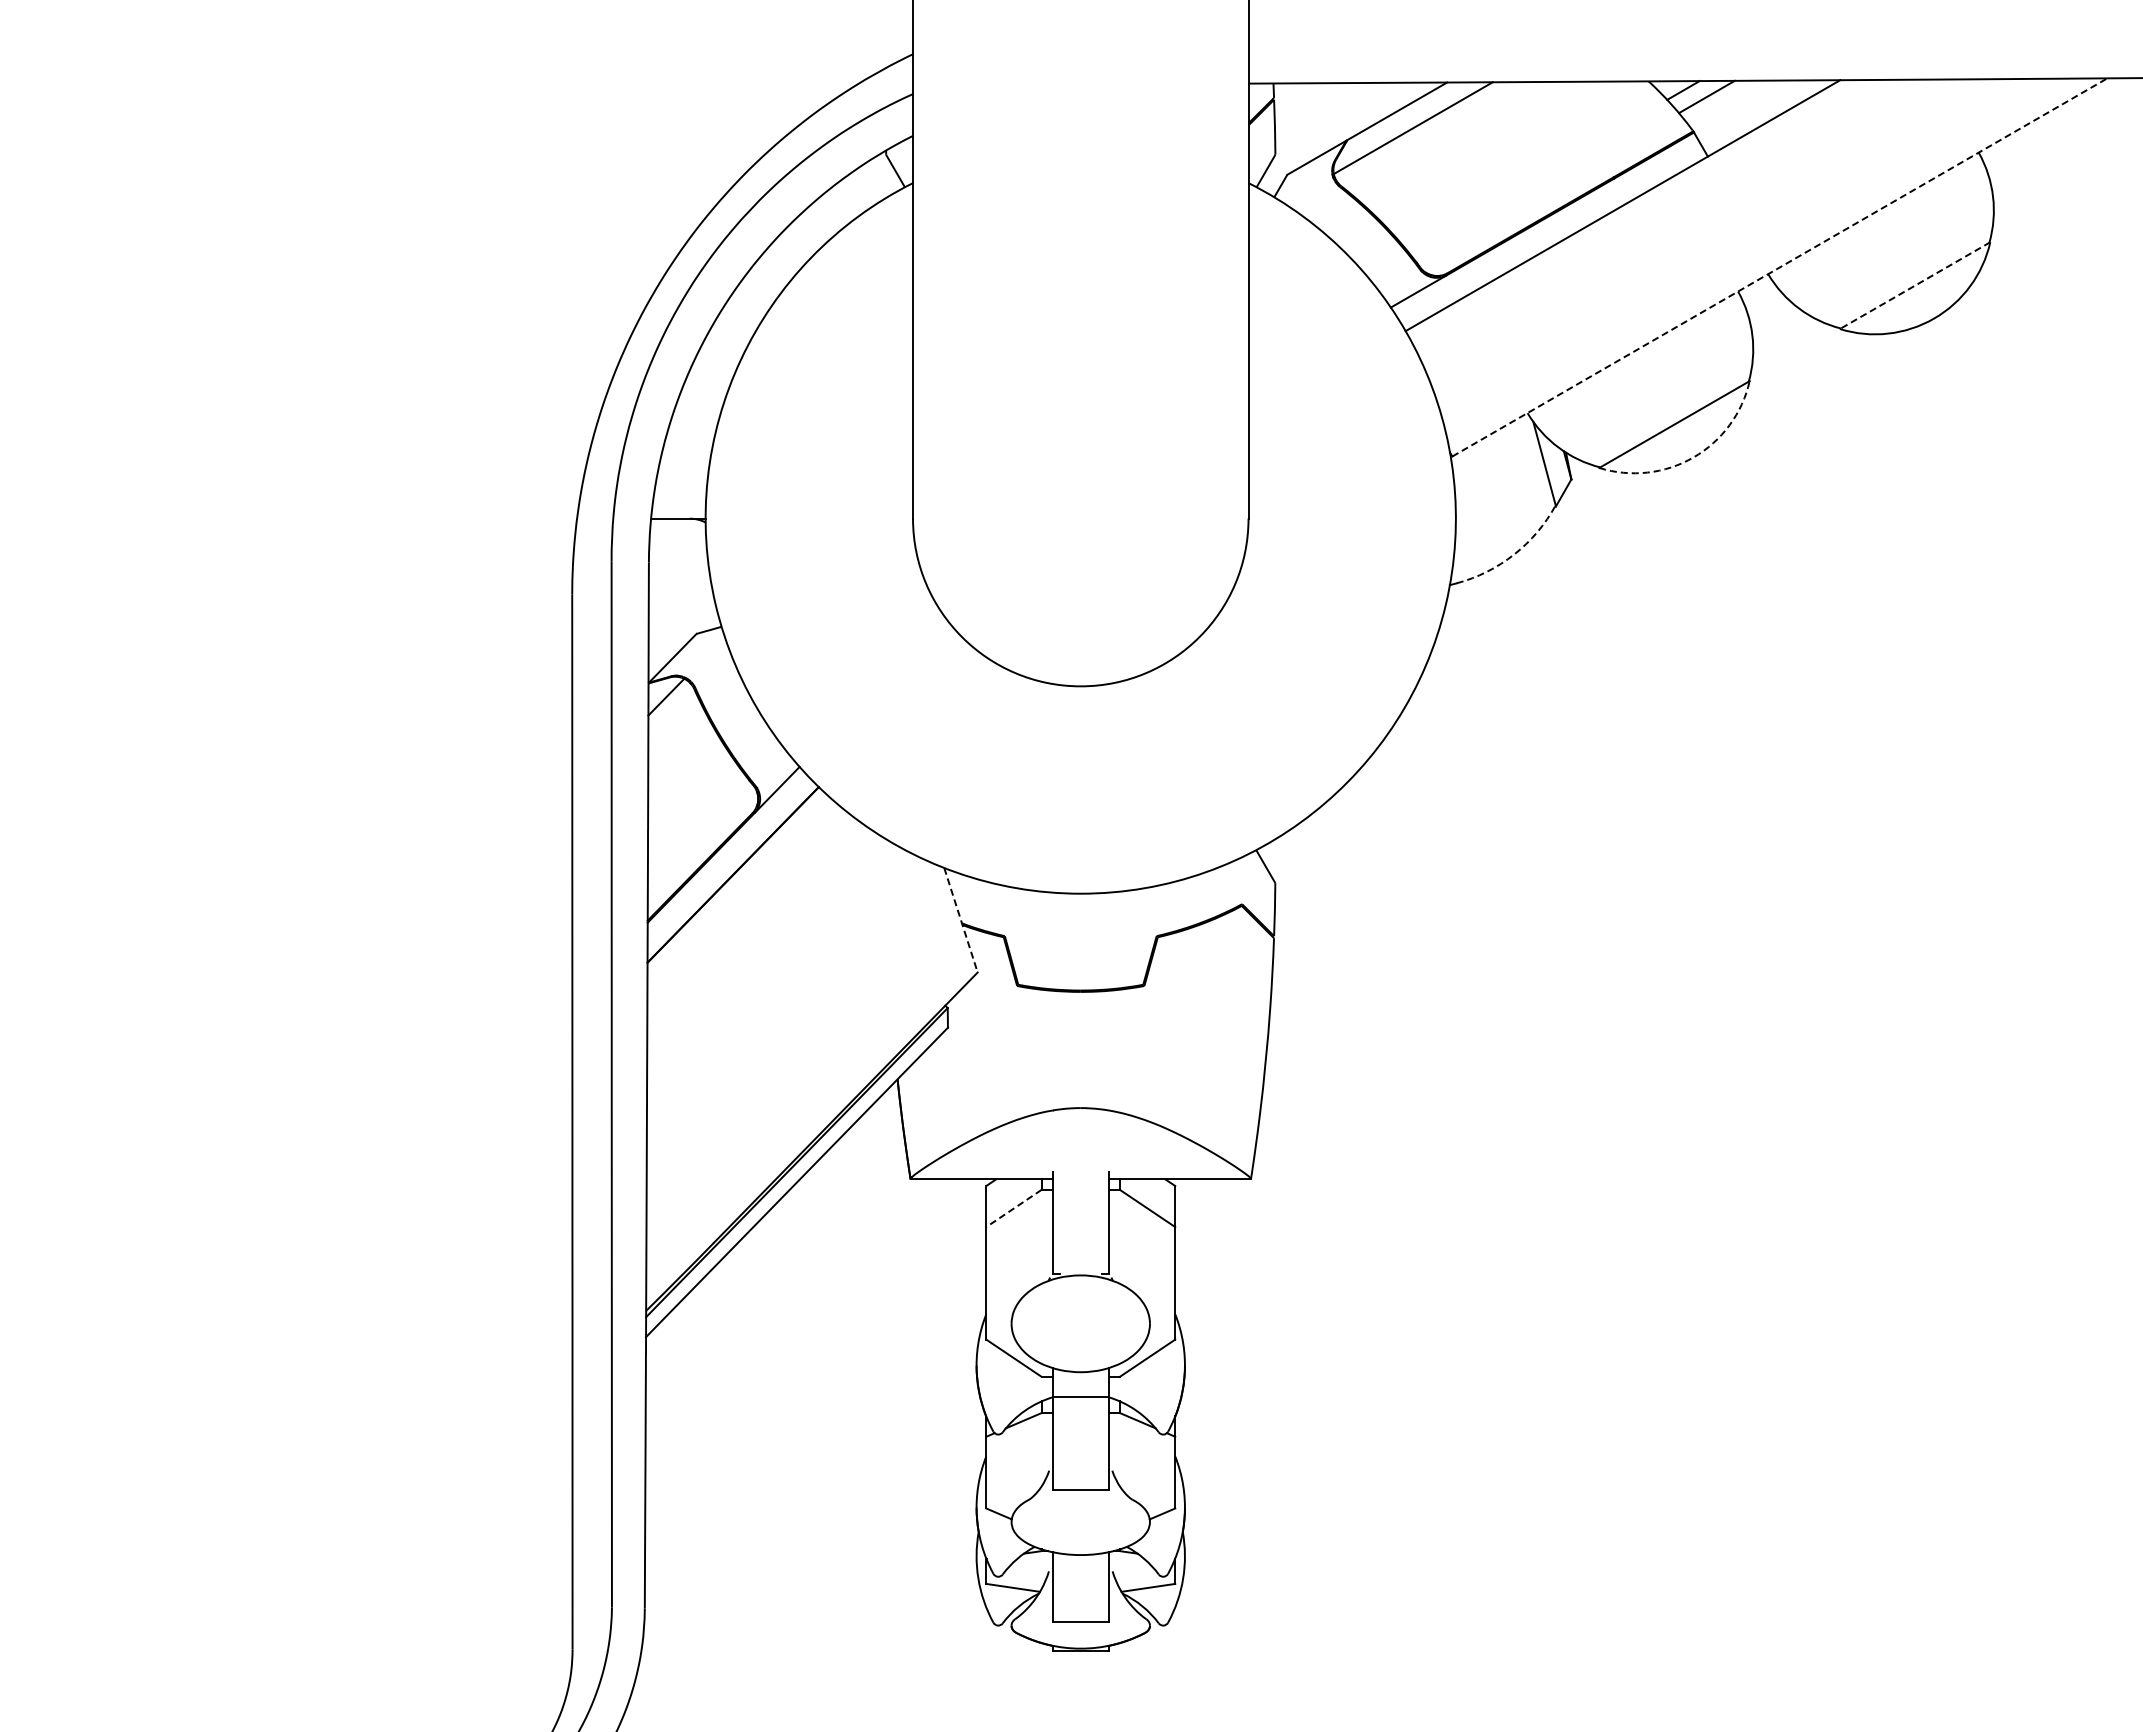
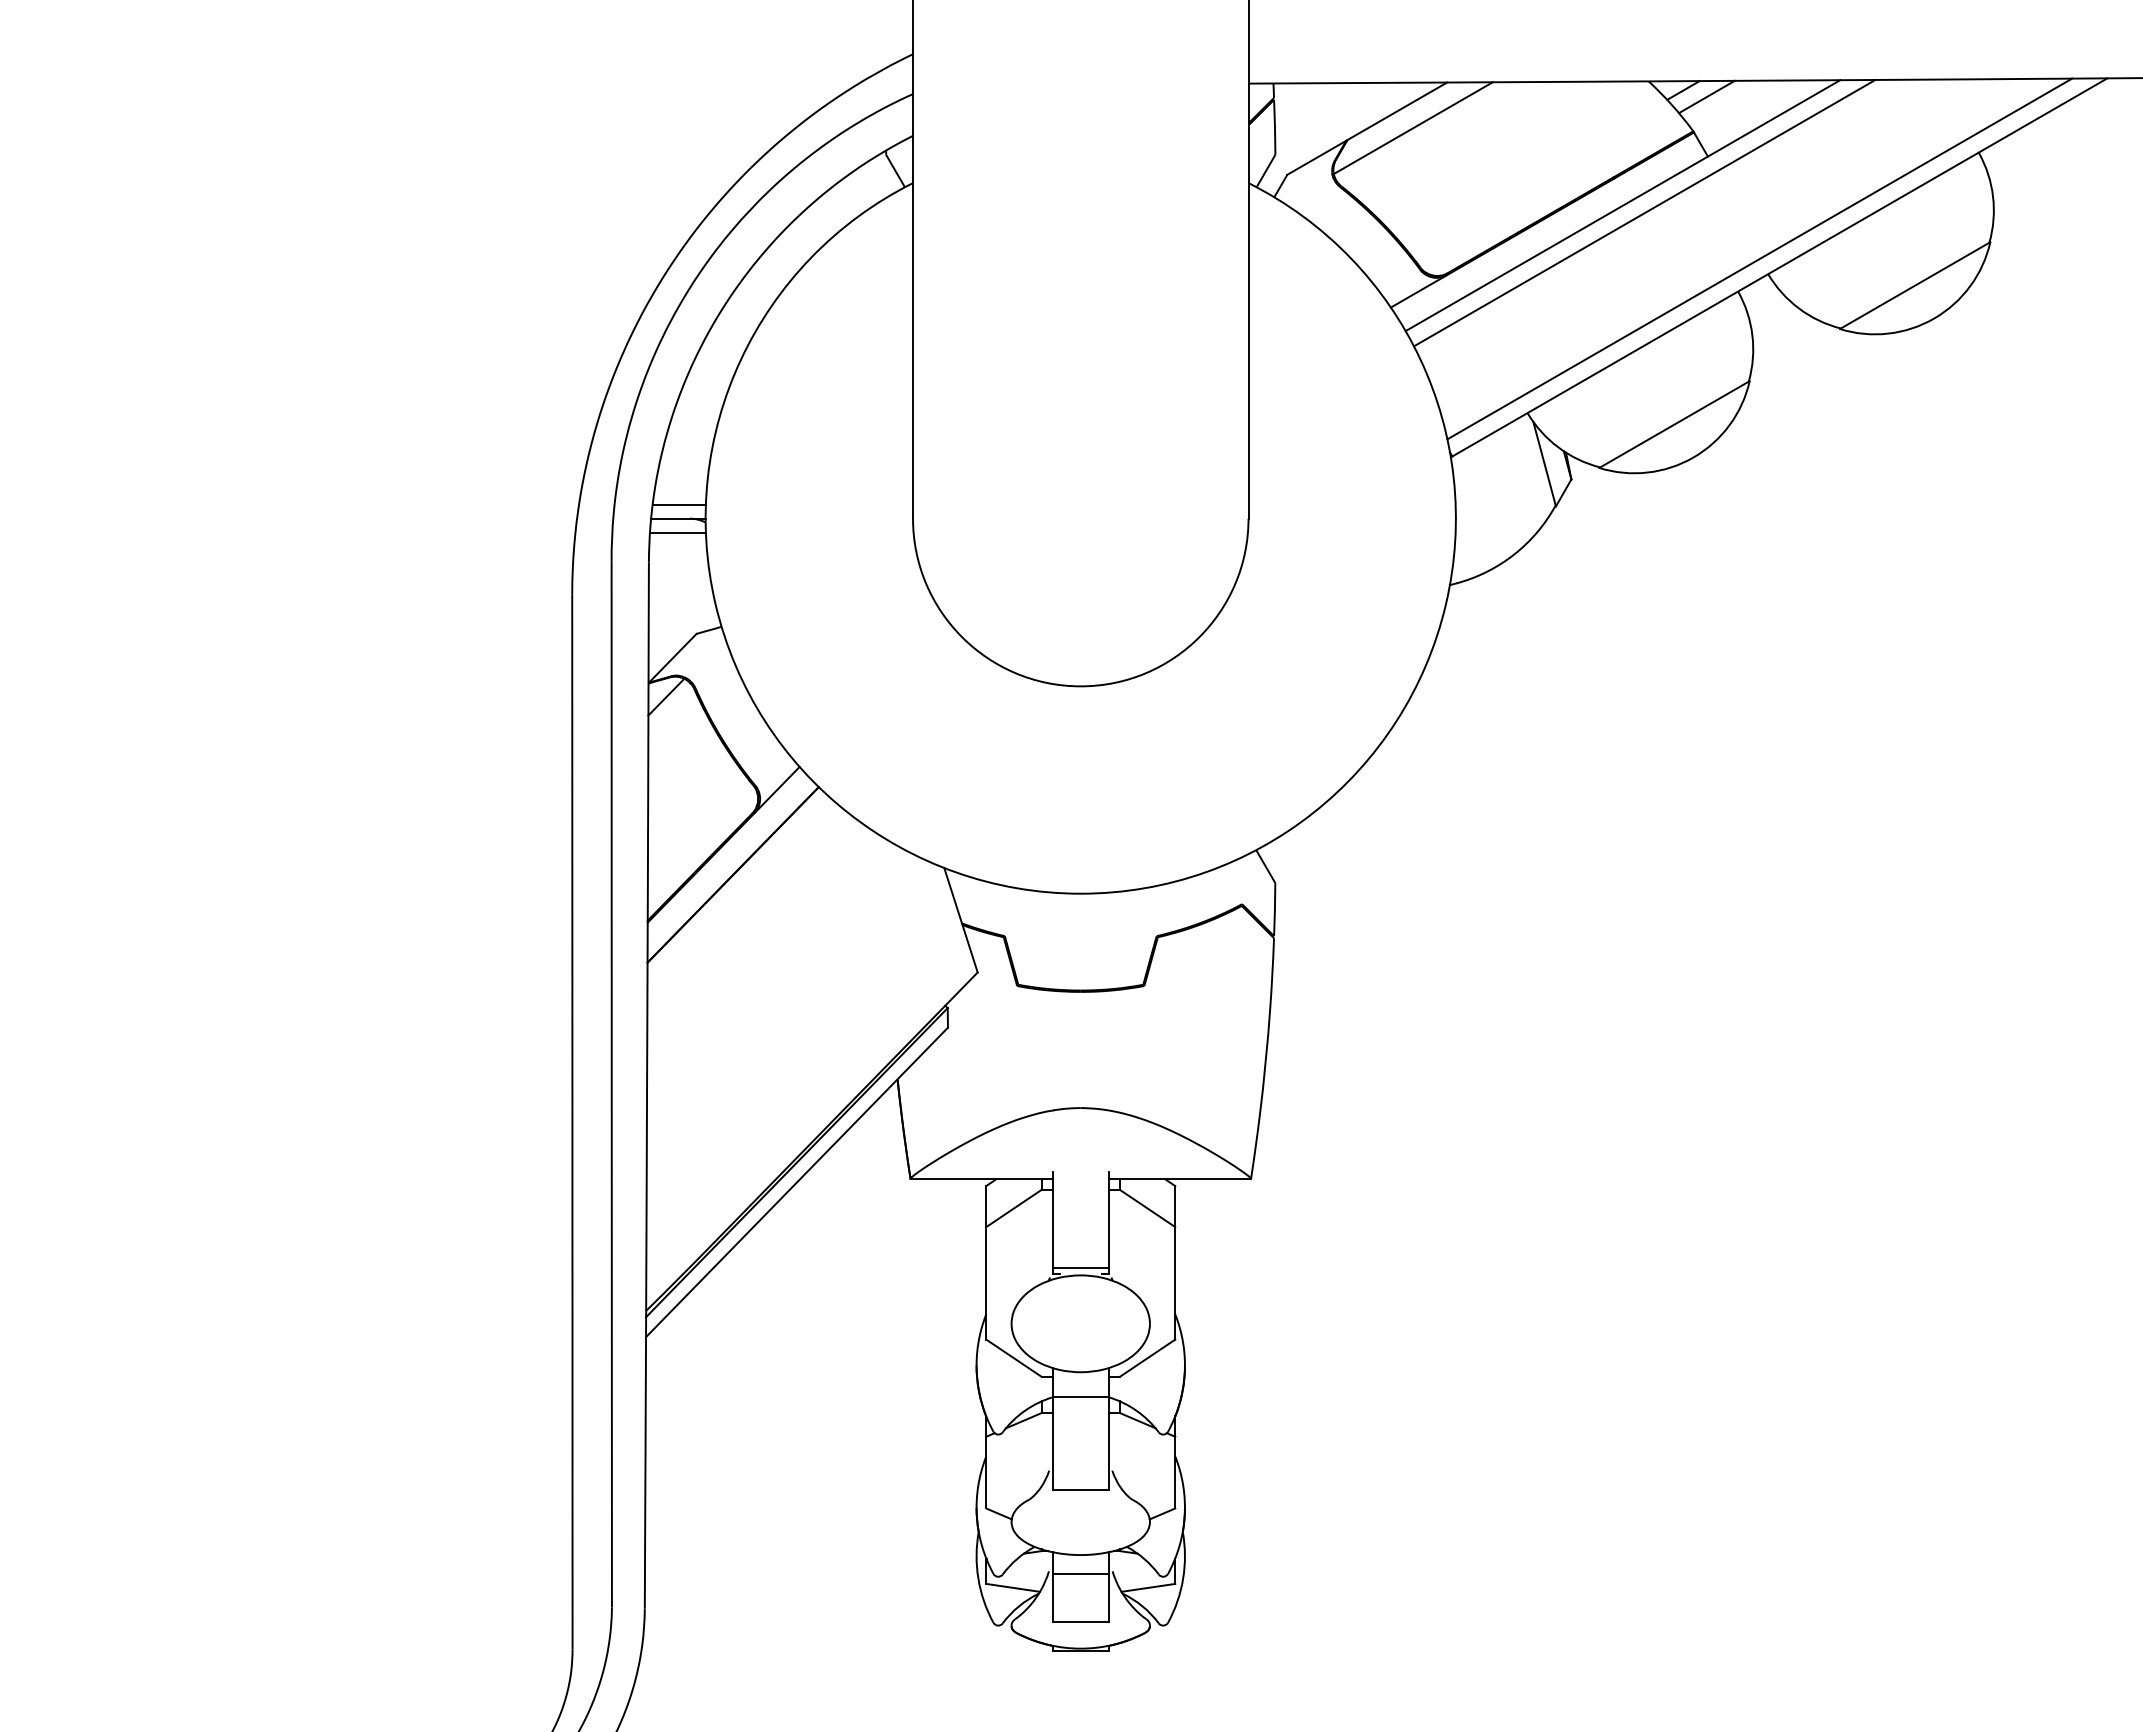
line: none -> present (1644, 213)
line: none -> present (1759, 258)
line: dashed -> solid (1780, 267)
line: dashed -> solid (1915, 285)
arc: dashed -> solid (1693, 457)
line: none -> present (678, 504)
line: none -> present (677, 532)
arc: dashed -> solid (1514, 554)
line: dashed -> solid (960, 920)
line: dashed -> solid (1013, 1208)
line: none -> present (1080, 1267)
line: none -> present (1080, 1573)
